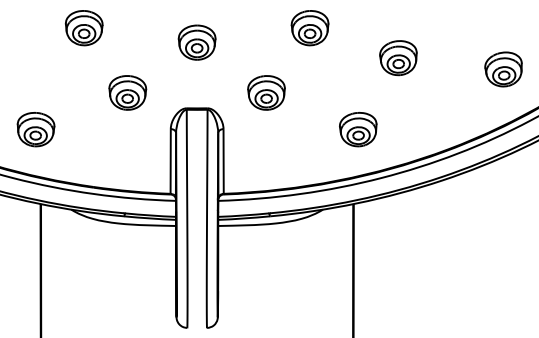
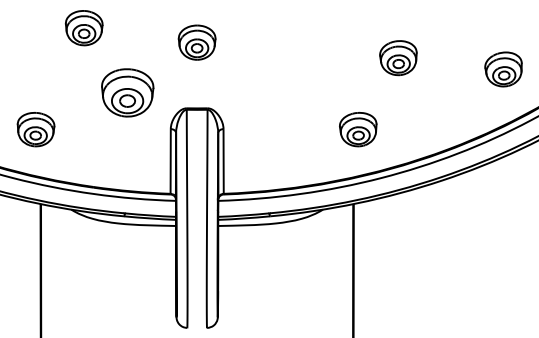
part: present -> none (309, 28)
part size: 40x36 px -> 54x50 px (127, 92)
part: present -> none (266, 92)
